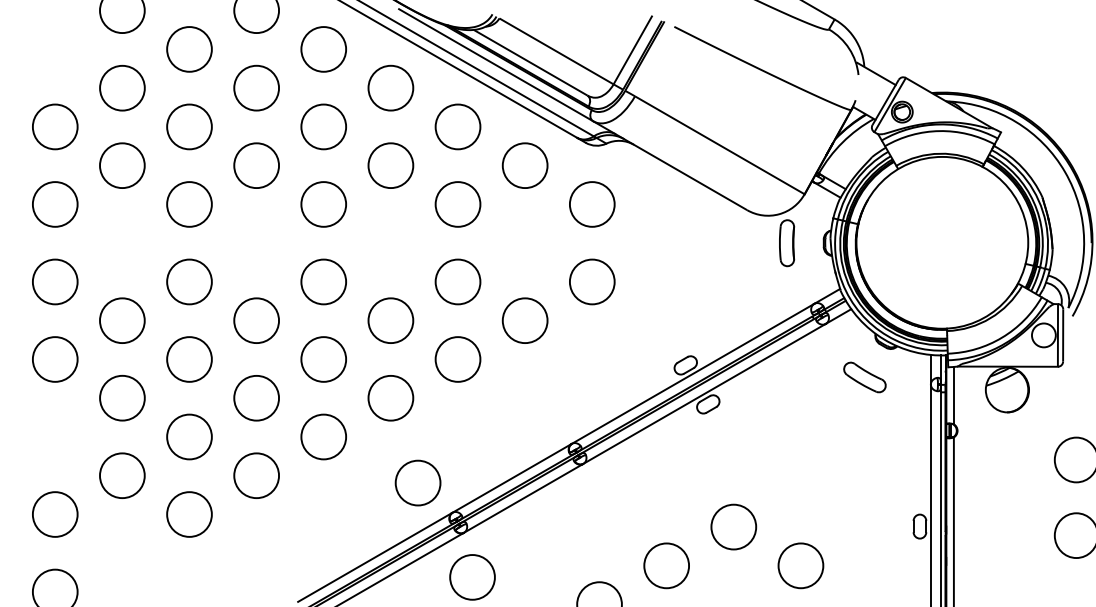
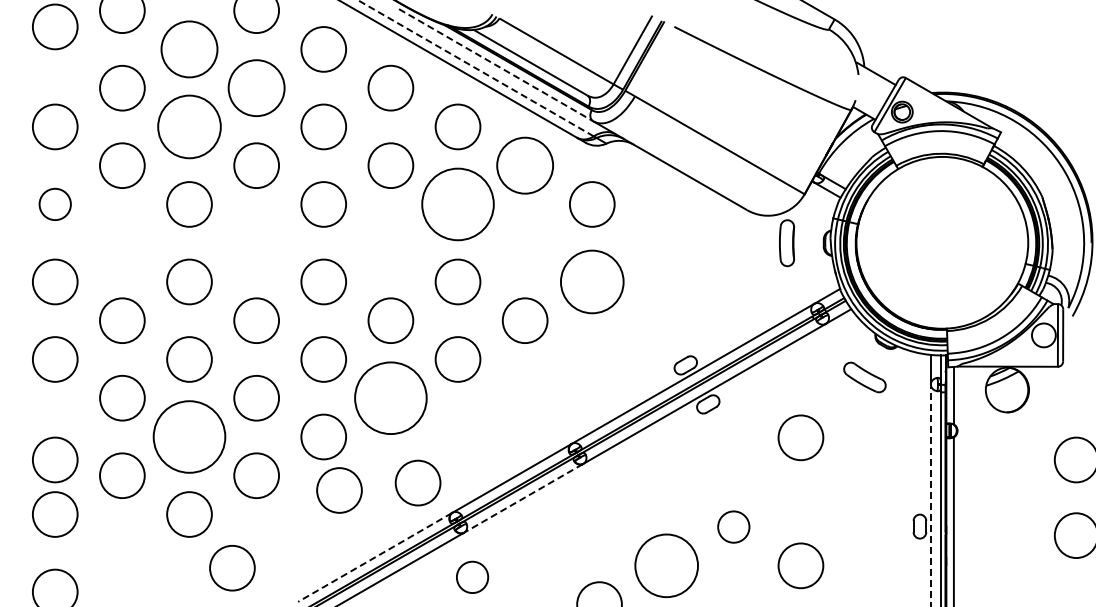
circle: none -> present (55, 26)
circle diameter: 45 px -> 56 px (189, 49)
line: solid -> dashed (496, 65)
line: solid -> dashed (475, 67)
circle diameter: 45 px -> 56 px (256, 88)
circle diameter: 45 px -> 63 px (189, 126)
circle diameter: 45 px -> 56 px (525, 165)
circle diameter: 45 px -> 31 px (54, 204)
circle diameter: 45 px -> 72 px (457, 204)
circle diameter: 45 px -> 63 px (591, 281)
circle diameter: 45 px -> 72 px (390, 398)
circle diameter: 45 px -> 72 px (189, 436)
circle: none -> present (800, 437)
circle: none -> present (55, 459)
circle: none -> present (339, 490)
line: solid -> dashed (930, 496)
line: solid -> dashed (523, 498)
circle diameter: 45 px -> 31 px (733, 526)
line: solid -> dashed (375, 557)
circle diameter: 45 px -> 63 px (666, 565)
circle: none -> present (232, 568)
circle diameter: 45 px -> 31 px (472, 577)
